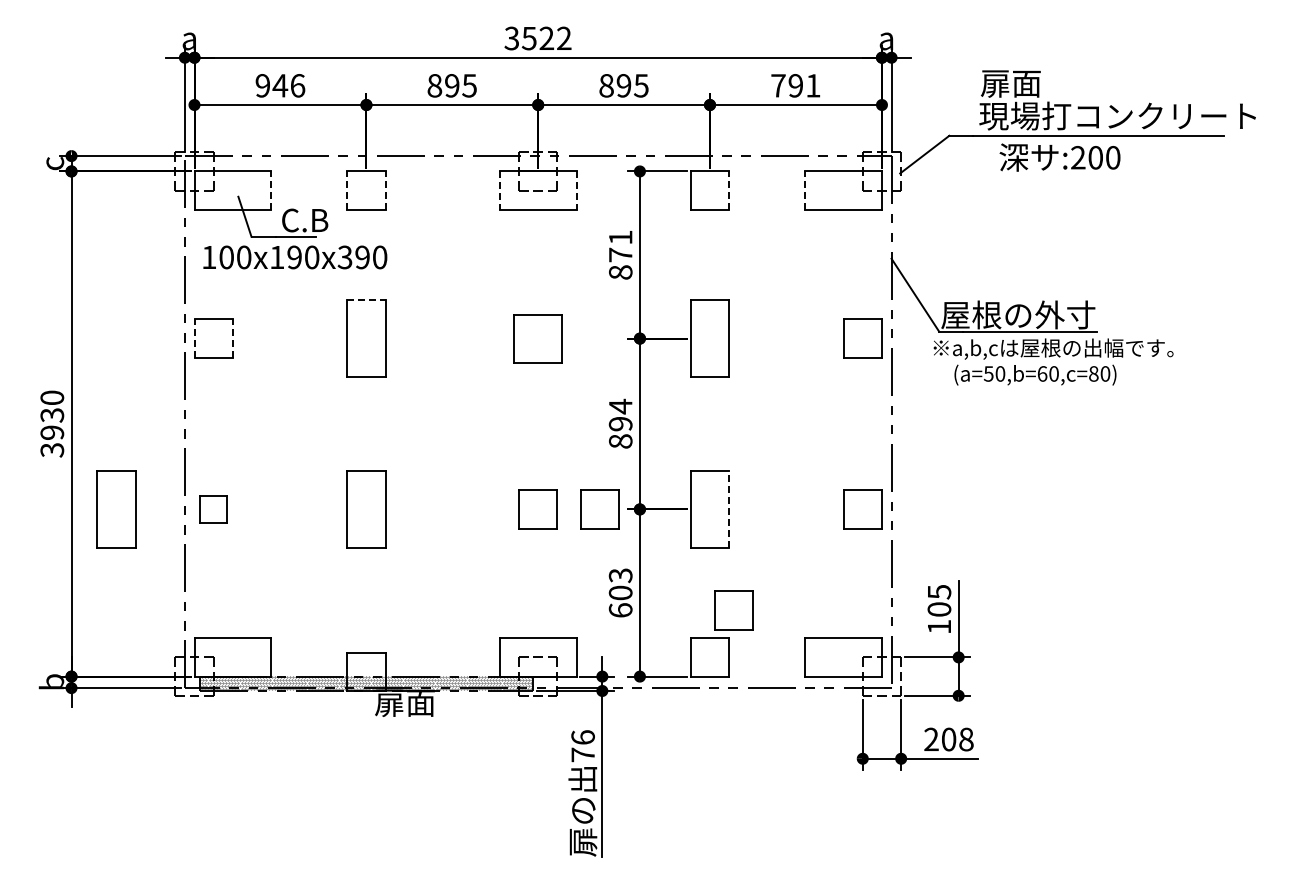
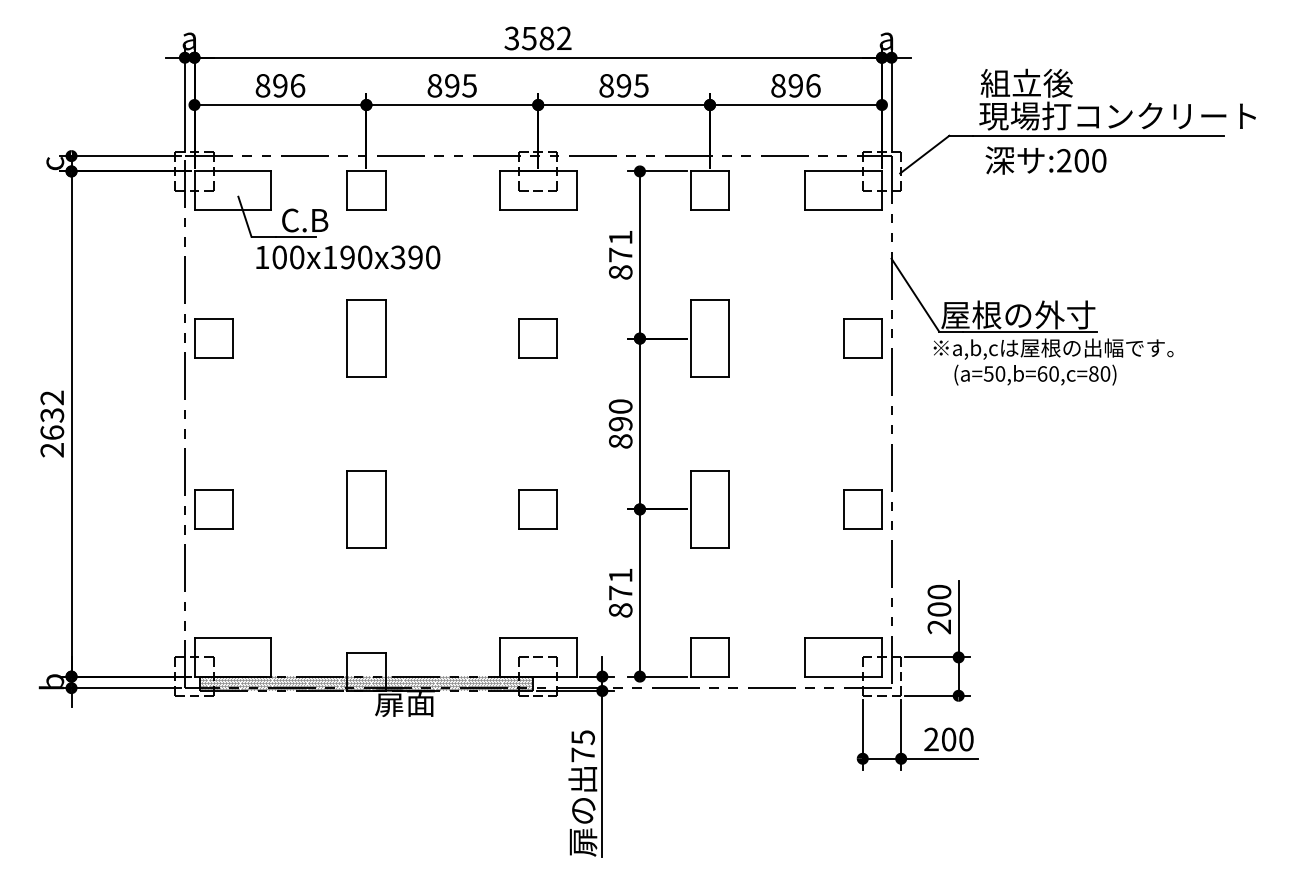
text: 3522 -> 3582 (546, 38)
text: 扉面 -> 組立後 (1026, 82)
text: 946 -> 896 (271, 85)
text: 791 -> 896 (795, 85)
text position: (1059, 157) -> (1045, 160) (1045, 160)
line: dashed -> solid (271, 190)
line: dashed -> solid (347, 190)
line: dashed -> solid (385, 190)
line: dashed -> solid (729, 190)
line: dashed -> solid (805, 190)
line: dashed -> solid (499, 191)
line: dashed -> solid (576, 191)
text position: (295, 257) -> (348, 257) (348, 257)
line: dashed -> solid (366, 300)
line: dashed -> solid (194, 338)
line: dashed -> solid (232, 338)
part size: 50x50 px -> 40x41 px (537, 338)
text: 894 -> 890 (620, 406)
text: 3930 -> 2632 (52, 423)
line: dashed -> solid (729, 508)
part: present -> none (116, 509)
part size: 29x29 px -> 40x41 px (213, 509)
part: present -> none (599, 509)
text: 603 -> 871 (620, 592)
text: 105 -> 200 (939, 609)
part: present -> none (733, 610)
text: 76 -> 75 (582, 737)
text: 208 -> 200 (966, 739)
